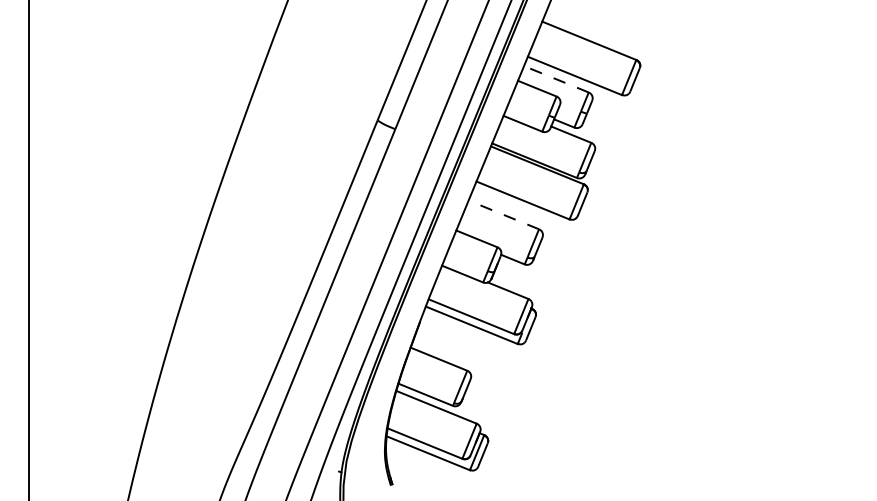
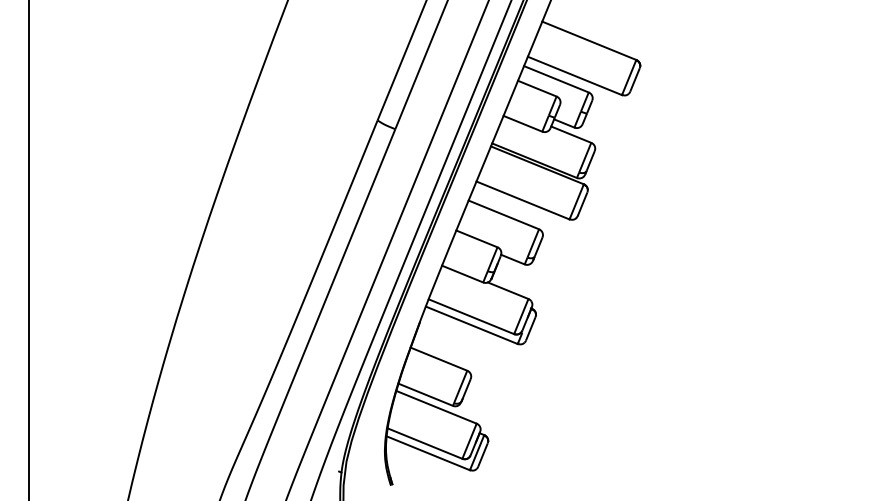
line: dashed -> solid (556, 79)
line: dashed -> solid (503, 214)
